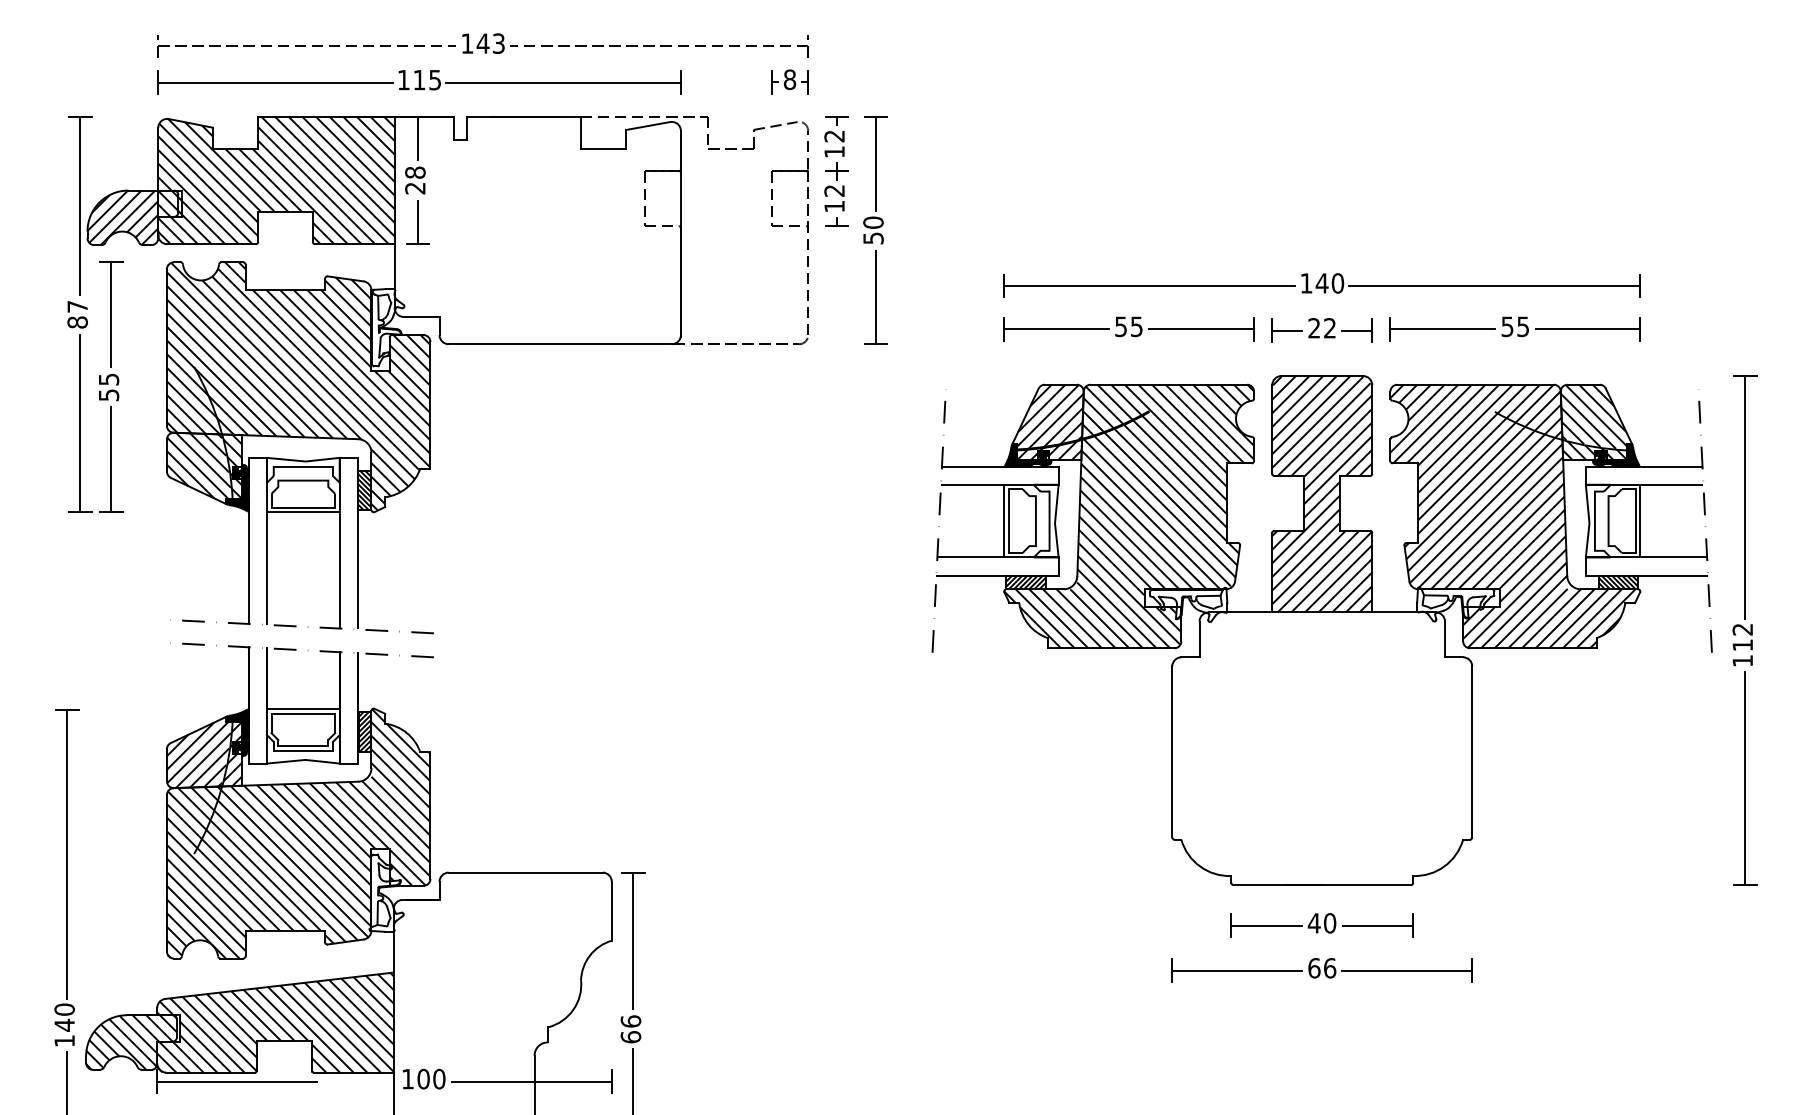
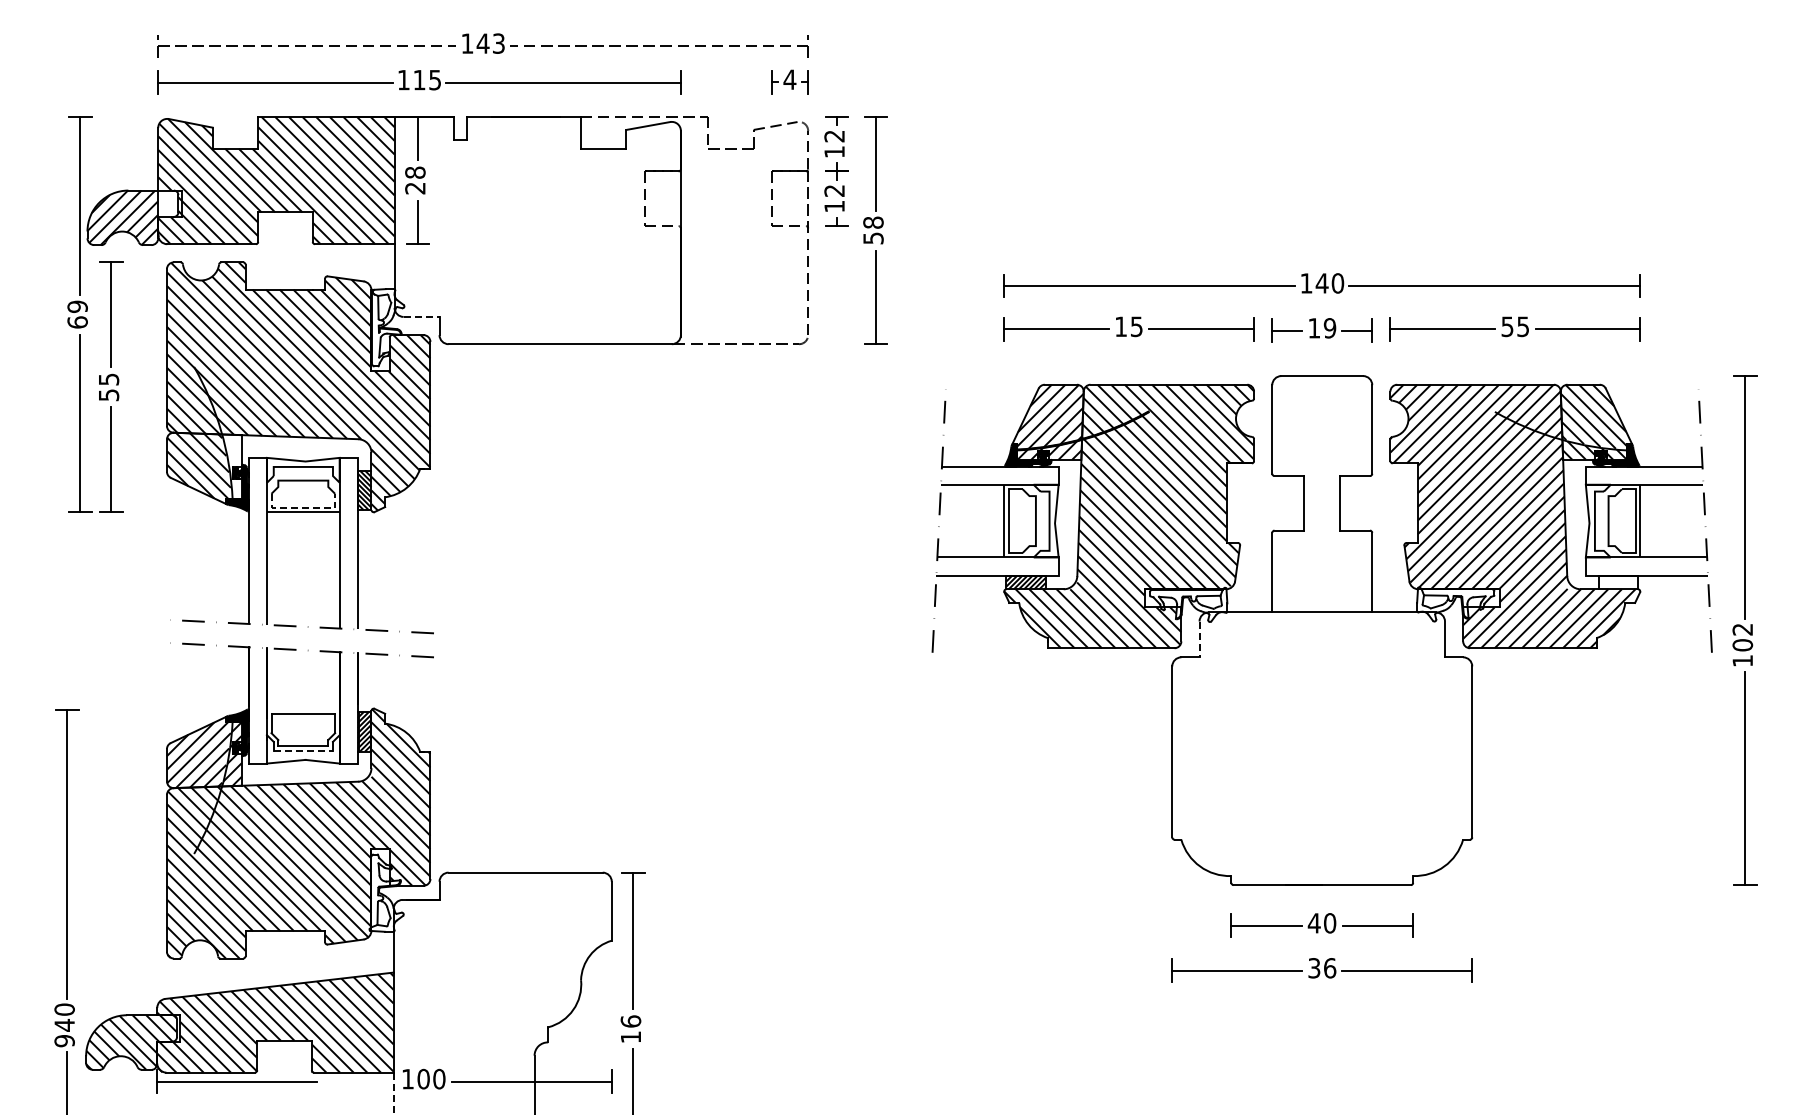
text: 8 -> 4 (789, 79)
hatch: present -> none (168, 203)
text: 50 -> 58 (873, 222)
text: 87 -> 69 (77, 314)
line: solid -> dashed (421, 316)
text: 55 -> 15 (1120, 326)
text: 22 -> 19 (1322, 328)
hatch: present -> none (232, 466)
hatch: present -> none (1322, 494)
line: solid -> dashed (303, 507)
hatch: present -> none (1618, 582)
line: solid -> dashed (1199, 639)
text: 112 -> 102 (1742, 645)
line: present -> none (302, 709)
line: solid -> dashed (303, 751)
text: 66 -> 36 (1314, 968)
text: 66 -> 16 (630, 1037)
text: 140 -> 940 (64, 1041)
line: solid -> dashed (393, 1093)
